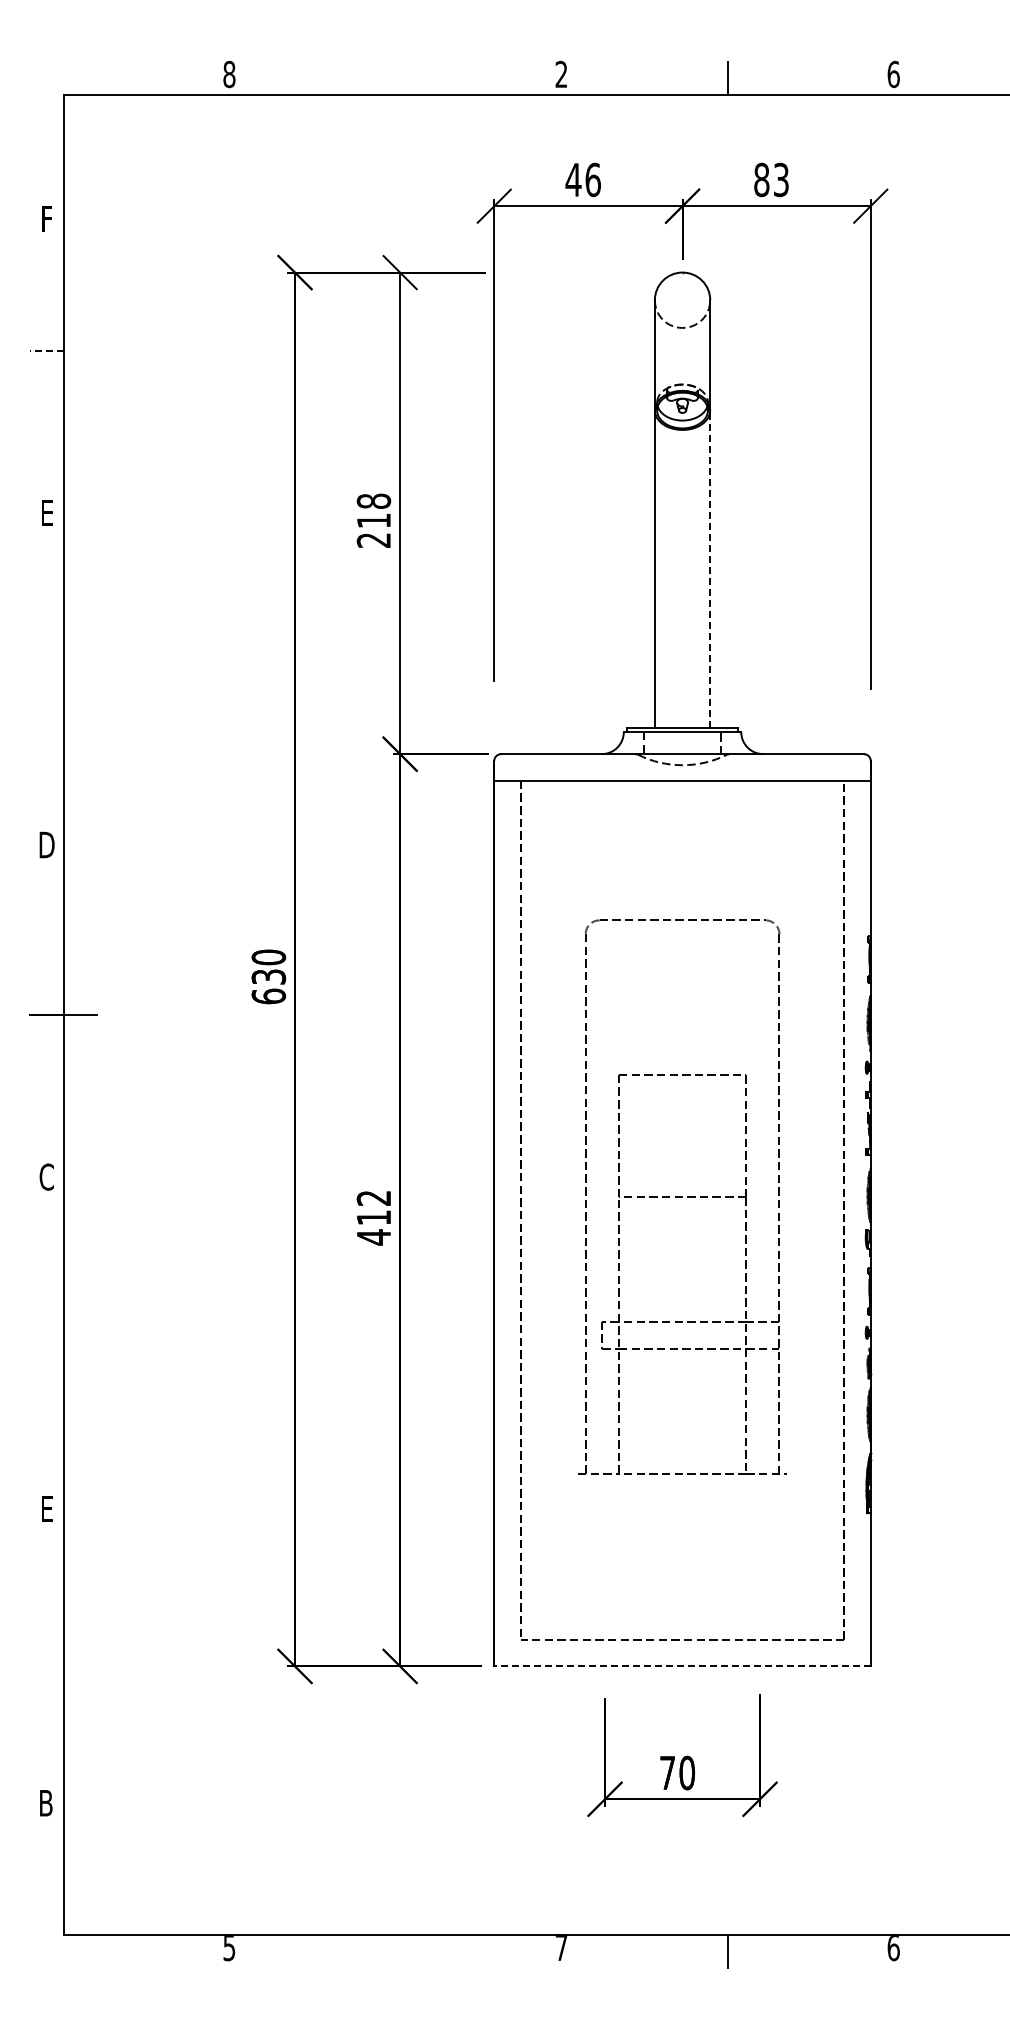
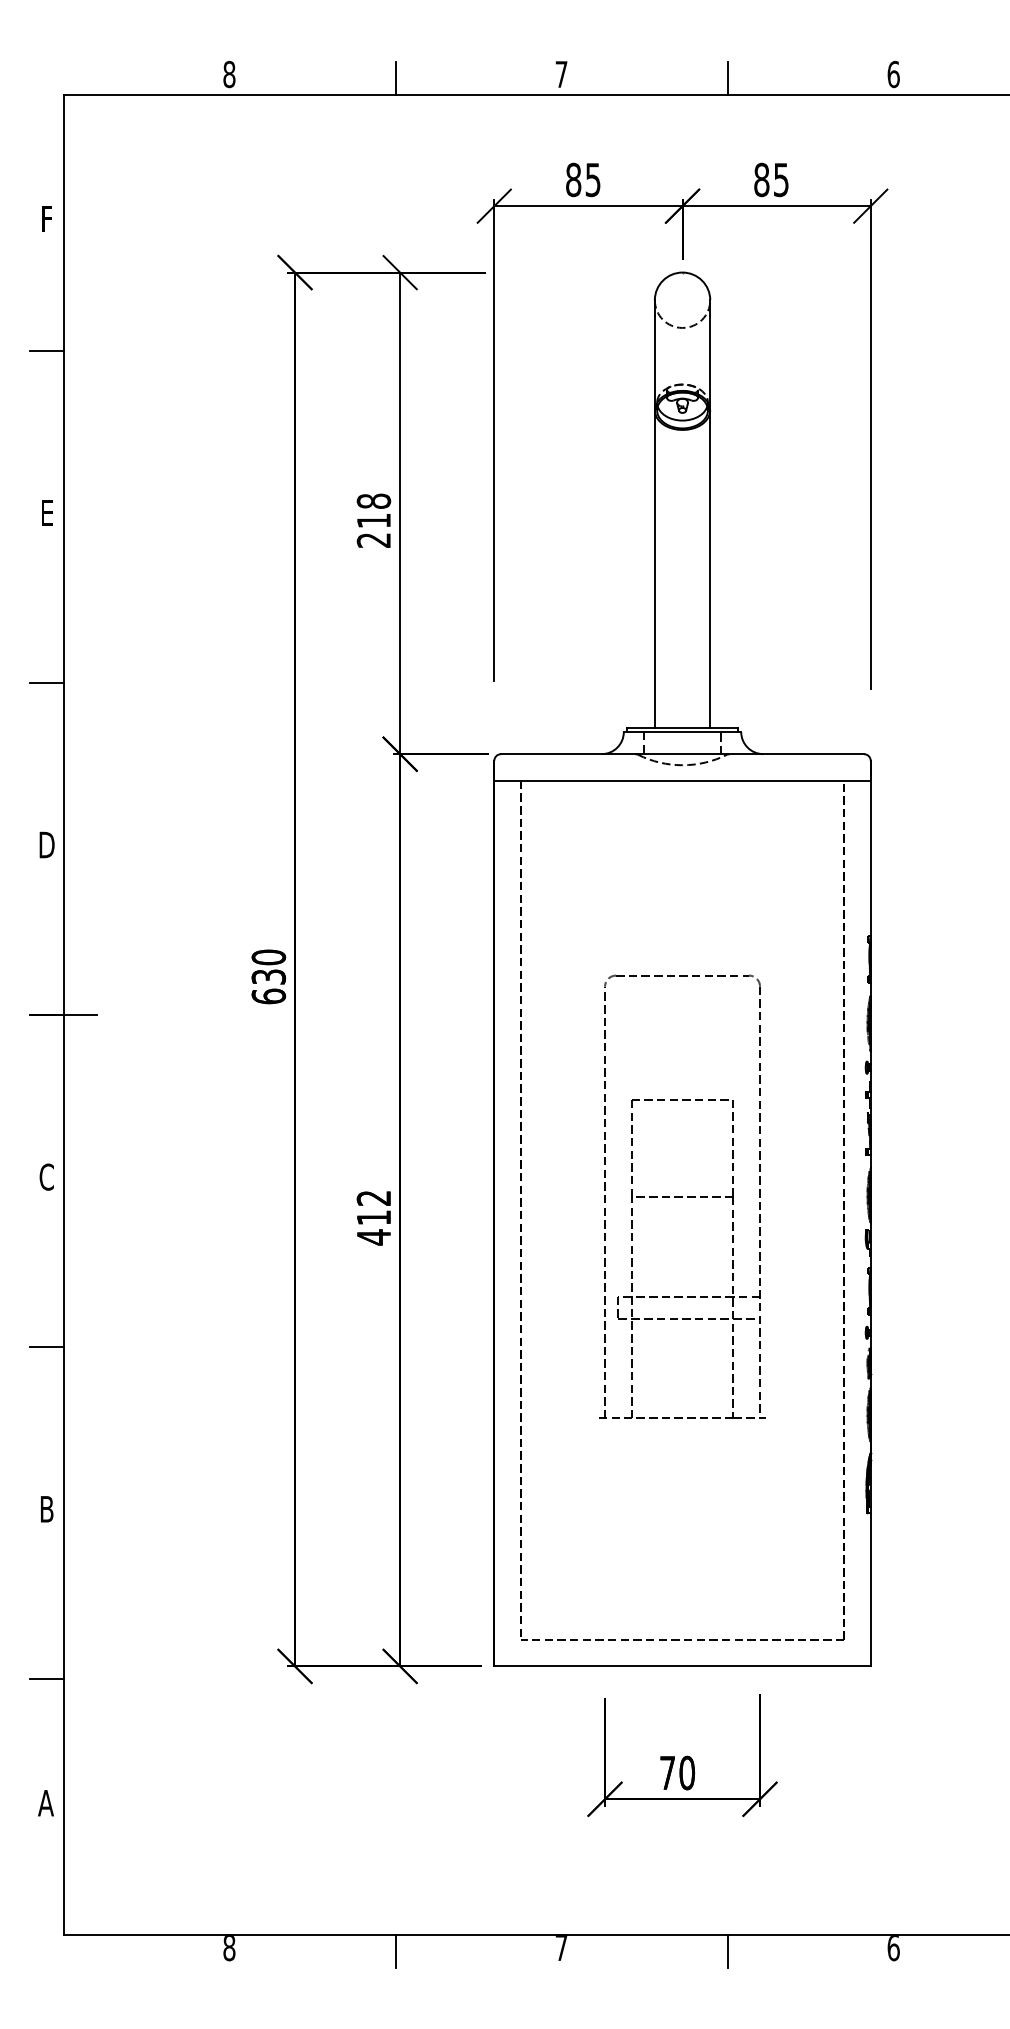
text: 2 -> 7 (561, 73)
line: none -> present (395, 77)
text: 46 -> 85 (583, 179)
text: 83 -> 85 (781, 179)
line: dashed -> solid (47, 350)
line: dashed -> solid (710, 569)
line: none -> present (46, 682)
part size: 209x556 px -> 167x445 px (682, 1196)
line: none -> present (46, 1347)
text: E -> B (47, 1509)
line: dashed -> solid (682, 1666)
line: none -> present (46, 1679)
text: B -> A (45, 1803)
text: 5 -> 8 (229, 1948)
line: none -> present (395, 1951)
